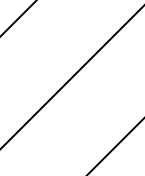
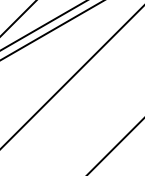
line: none -> present (42, 25)
line: none -> present (51, 30)
